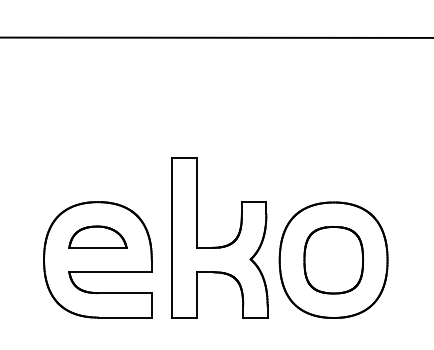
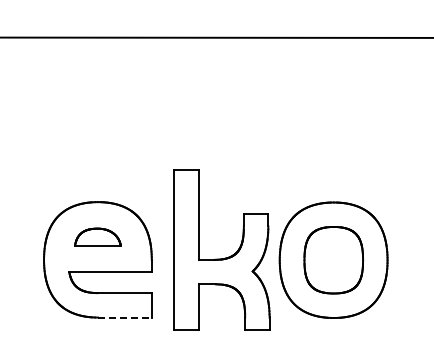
part size: 60x24 px -> 48x20 px (97, 236)
part position: (223, 245) -> (225, 257) (225, 257)
line: solid -> dashed (124, 317)
